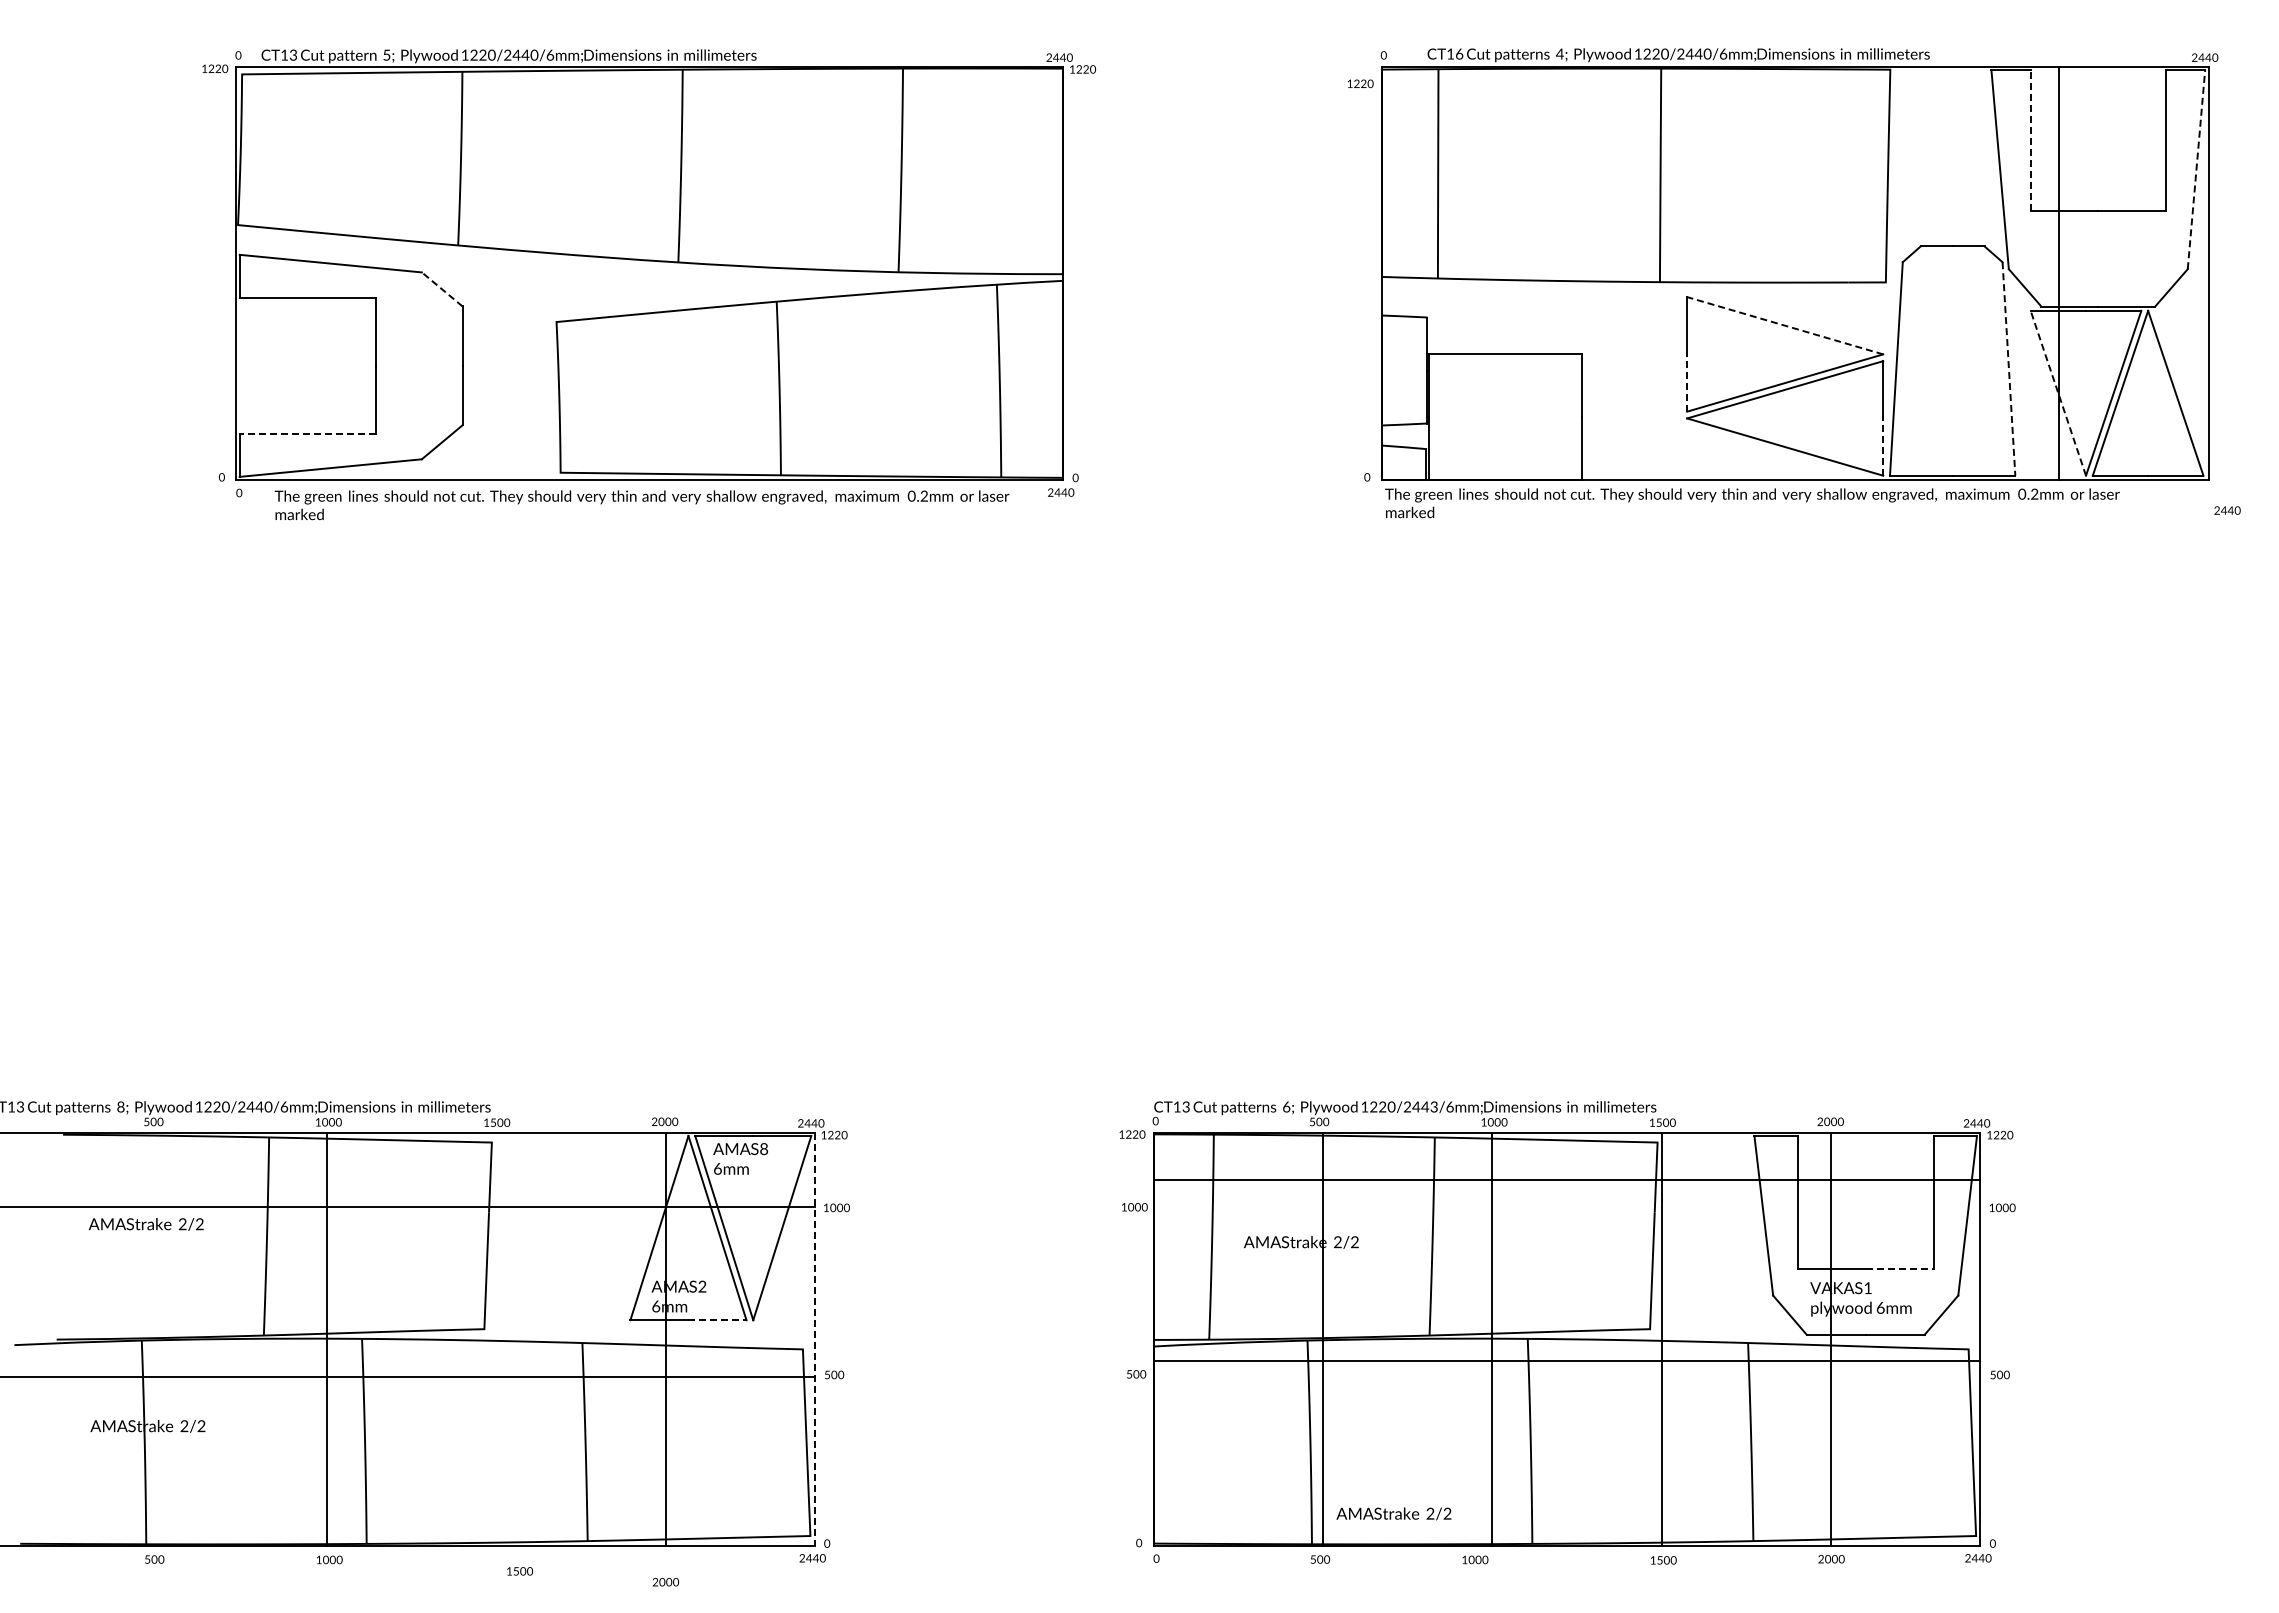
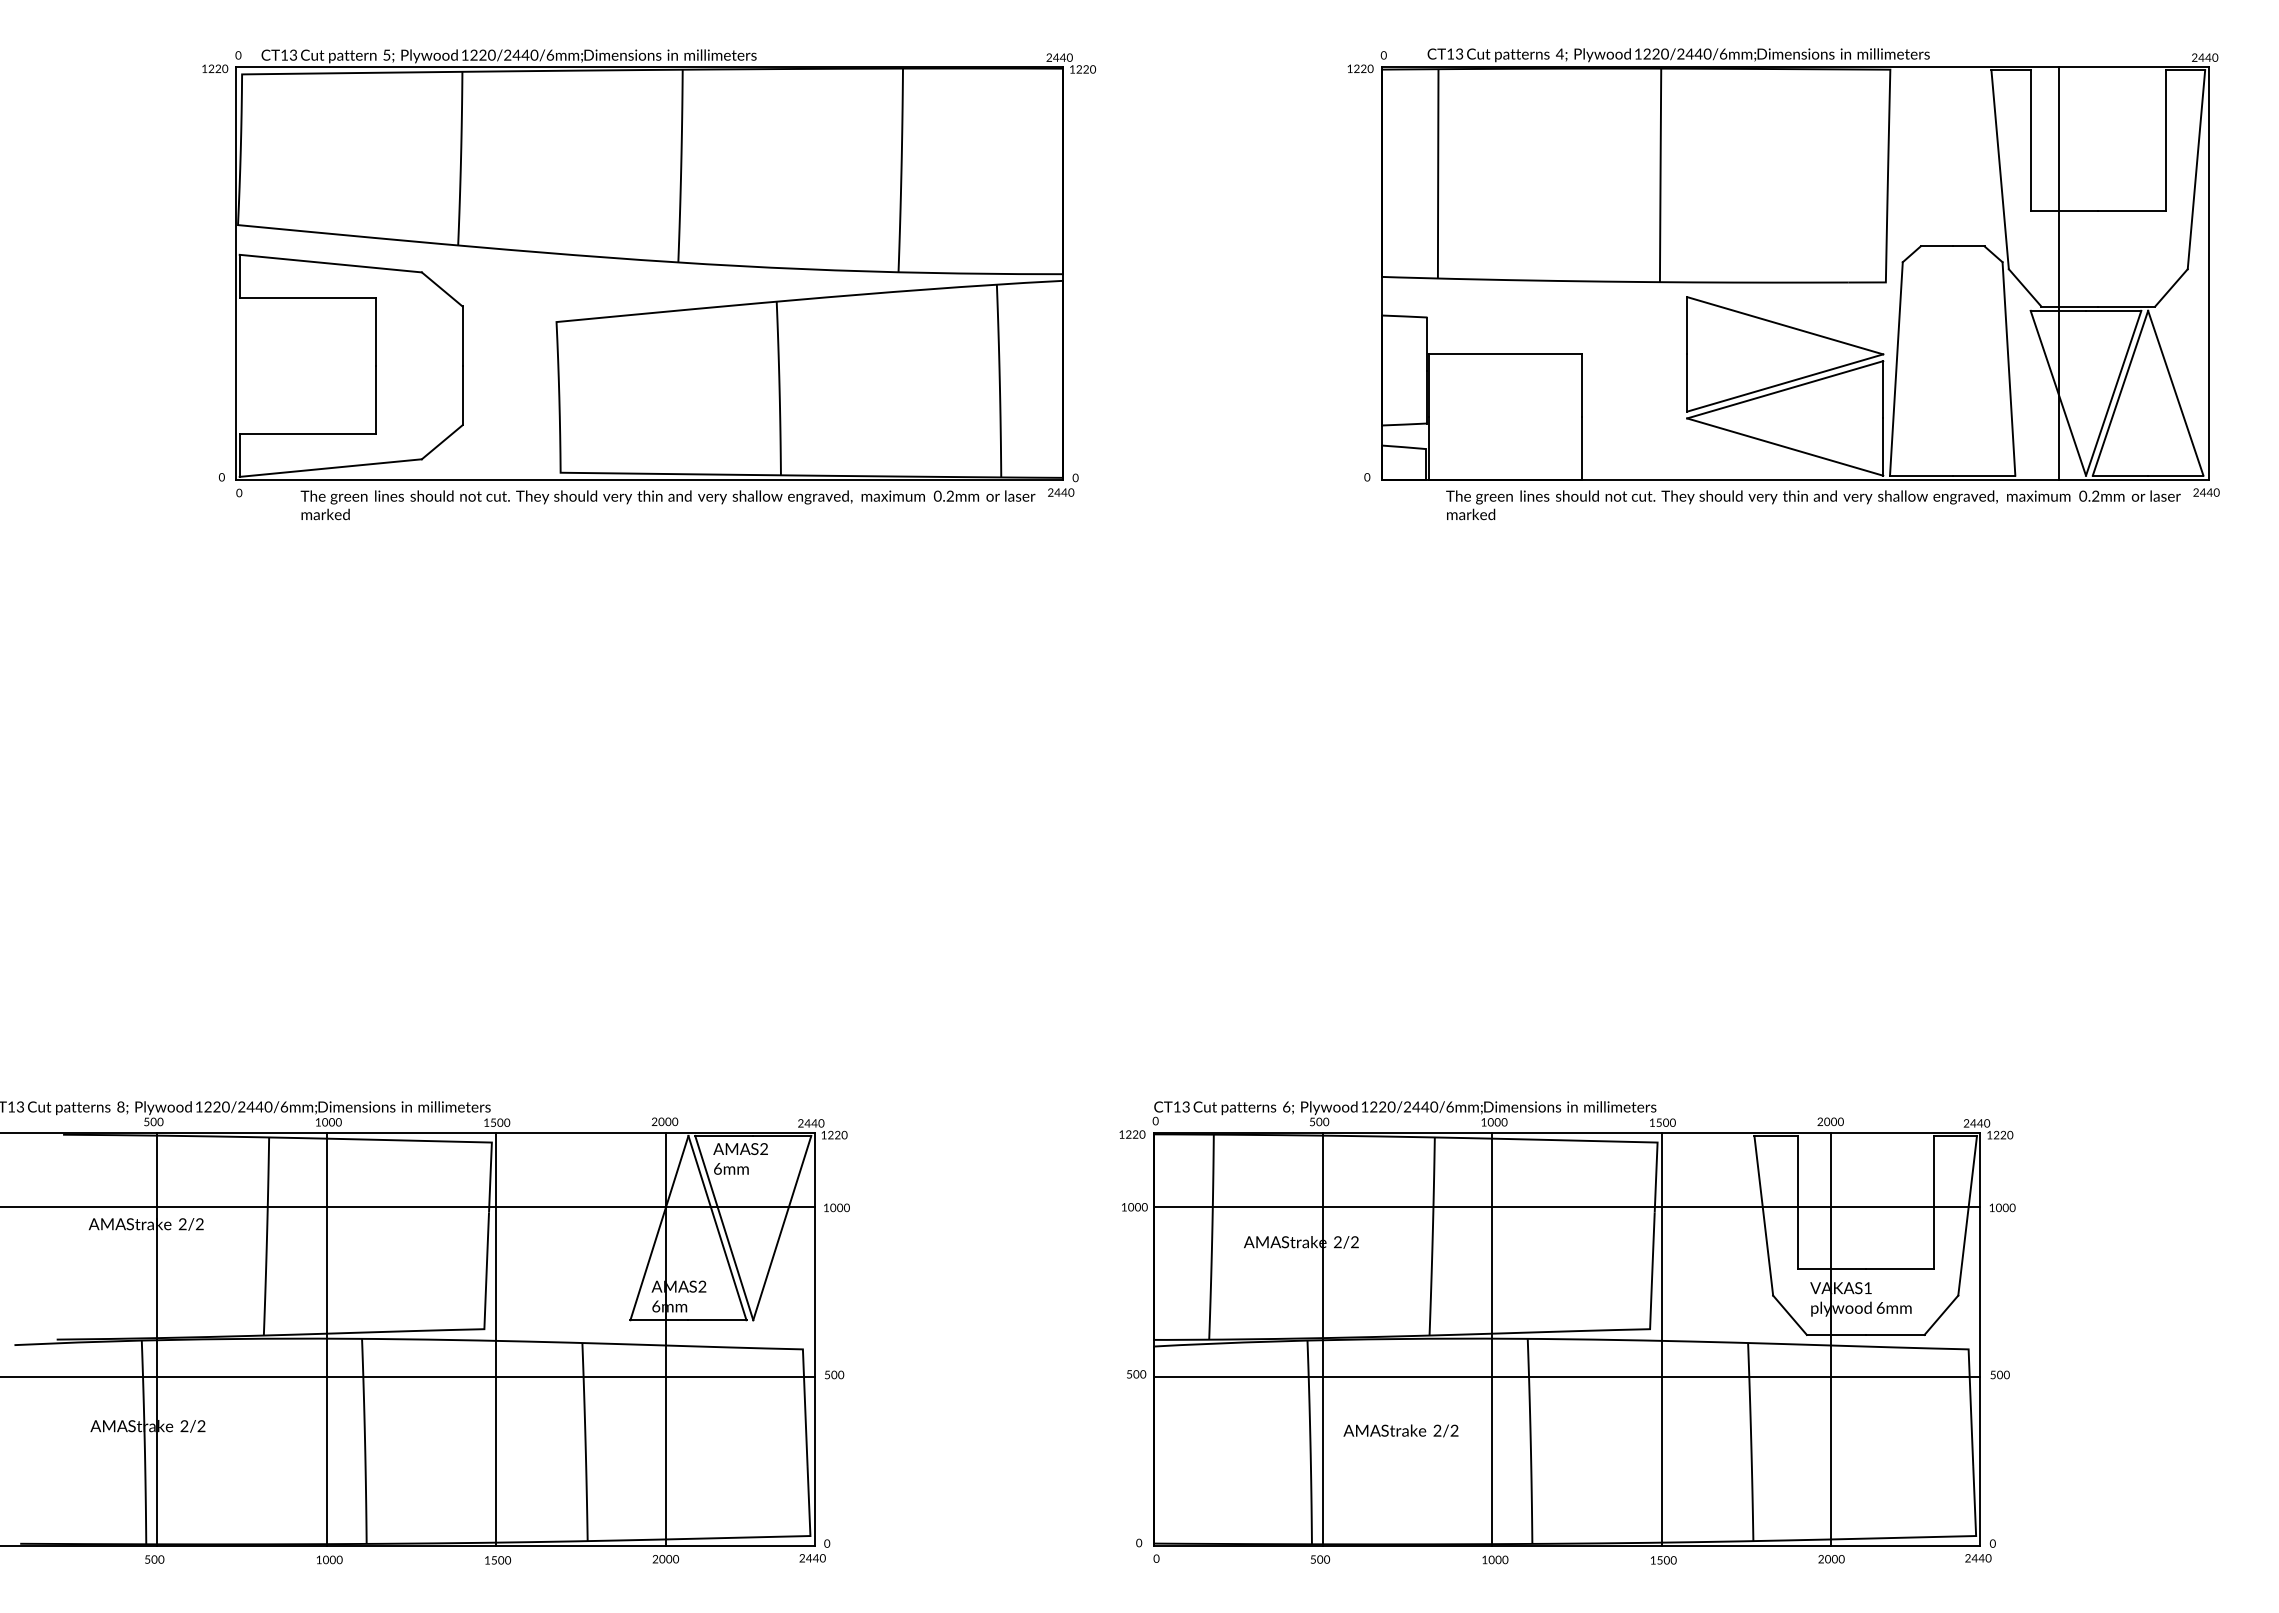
text: CT16 -> CT13 (1459, 53)
text position: (1360, 83) -> (1360, 68) (1360, 68)
line: dashed -> solid (2030, 139)
line: dashed -> solid (2196, 169)
line: dashed -> solid (442, 289)
line: dashed -> solid (1784, 325)
line: dashed -> solid (2008, 368)
line: dashed -> solid (1687, 383)
line: dashed -> solid (2058, 393)
line: dashed -> solid (307, 433)
line: dashed -> solid (1883, 447)
text position: (1752, 503) -> (1813, 505) (1813, 505)
text position: (641, 505) -> (667, 505) (667, 505)
text position: (2227, 510) -> (2206, 492) (2206, 492)
text: 1220/2443/6mm; -> 1220/2440/6mm; (1434, 1107)
text: S8 -> S2 (764, 1149)
line position: (1566, 1180) -> (1566, 1207) (1566, 1207)
line: dashed -> solid (1899, 1269)
line: dashed -> solid (717, 1320)
line: none -> present (157, 1338)
line: none -> present (496, 1338)
line: dashed -> solid (814, 1339)
line position: (1566, 1360) -> (1566, 1376) (1566, 1376)
text position: (1393, 1513) -> (1400, 1430) (1400, 1430)
text position: (1475, 1559) -> (1495, 1559) (1495, 1559)
text position: (520, 1571) -> (498, 1560) (498, 1560)
text position: (665, 1582) -> (665, 1559) (665, 1559)
